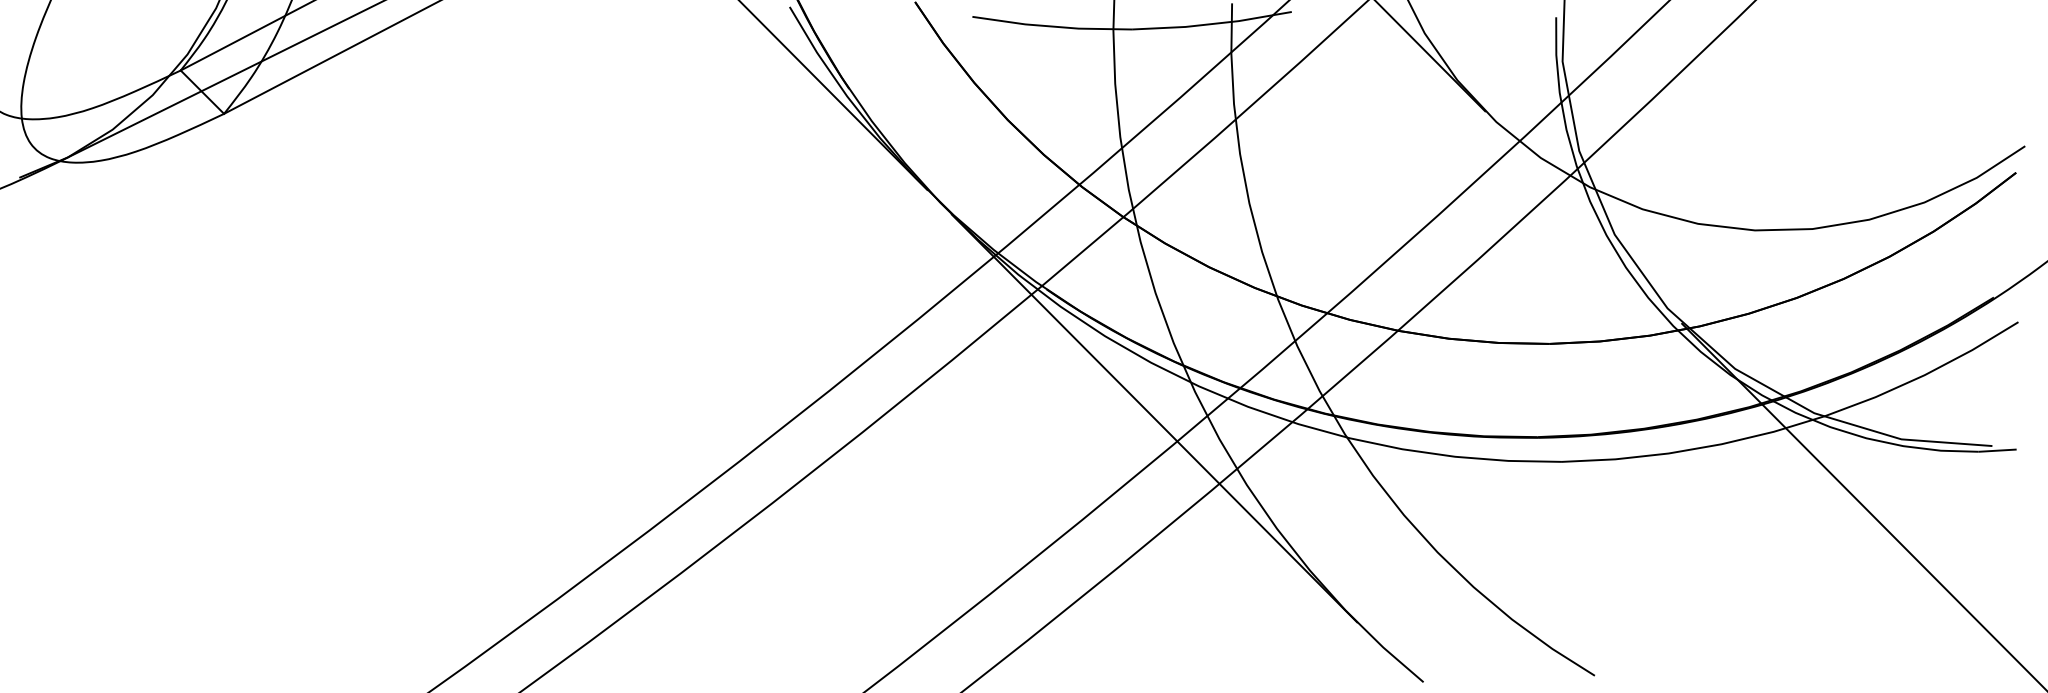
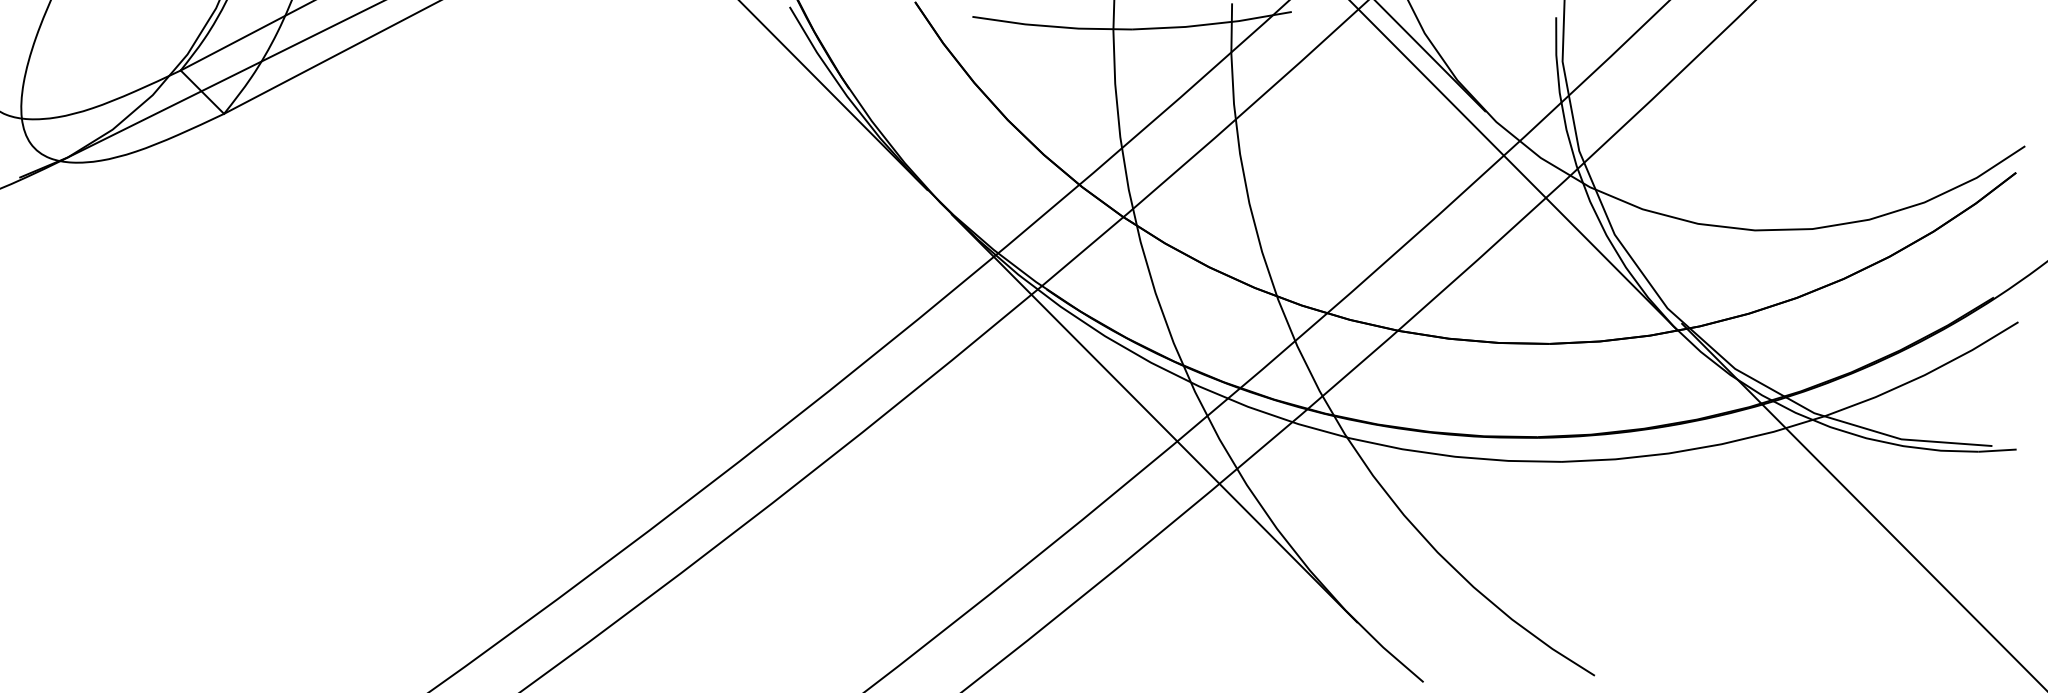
line: none -> present (1513, 165)
